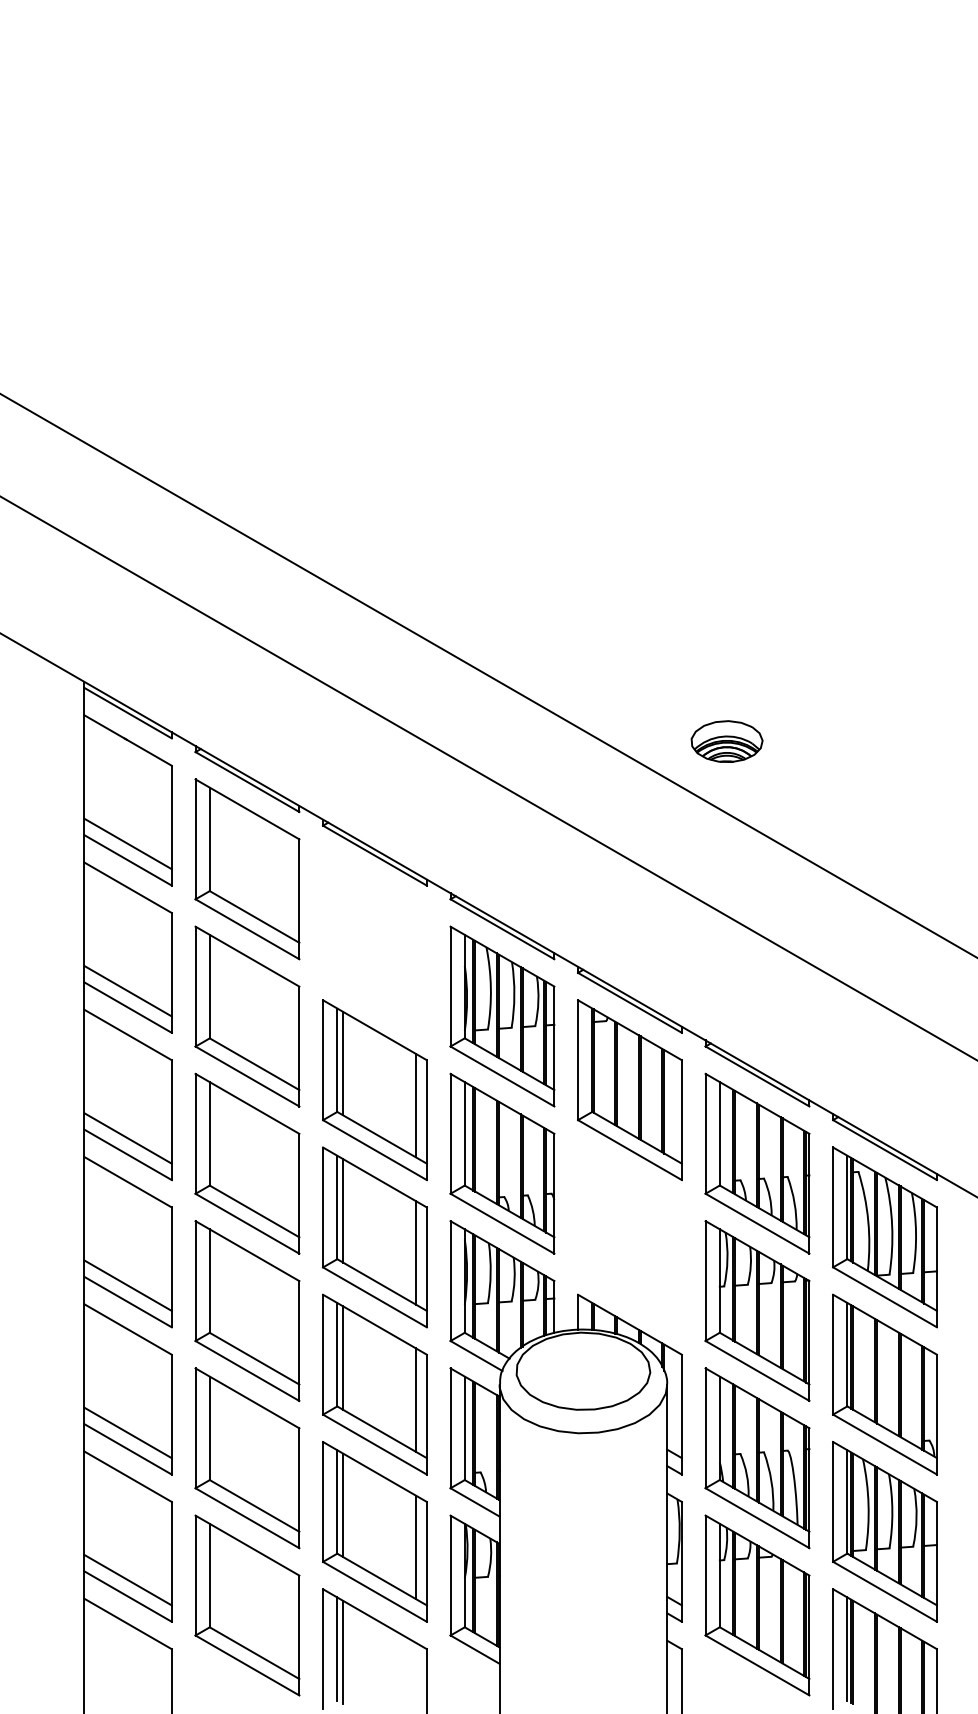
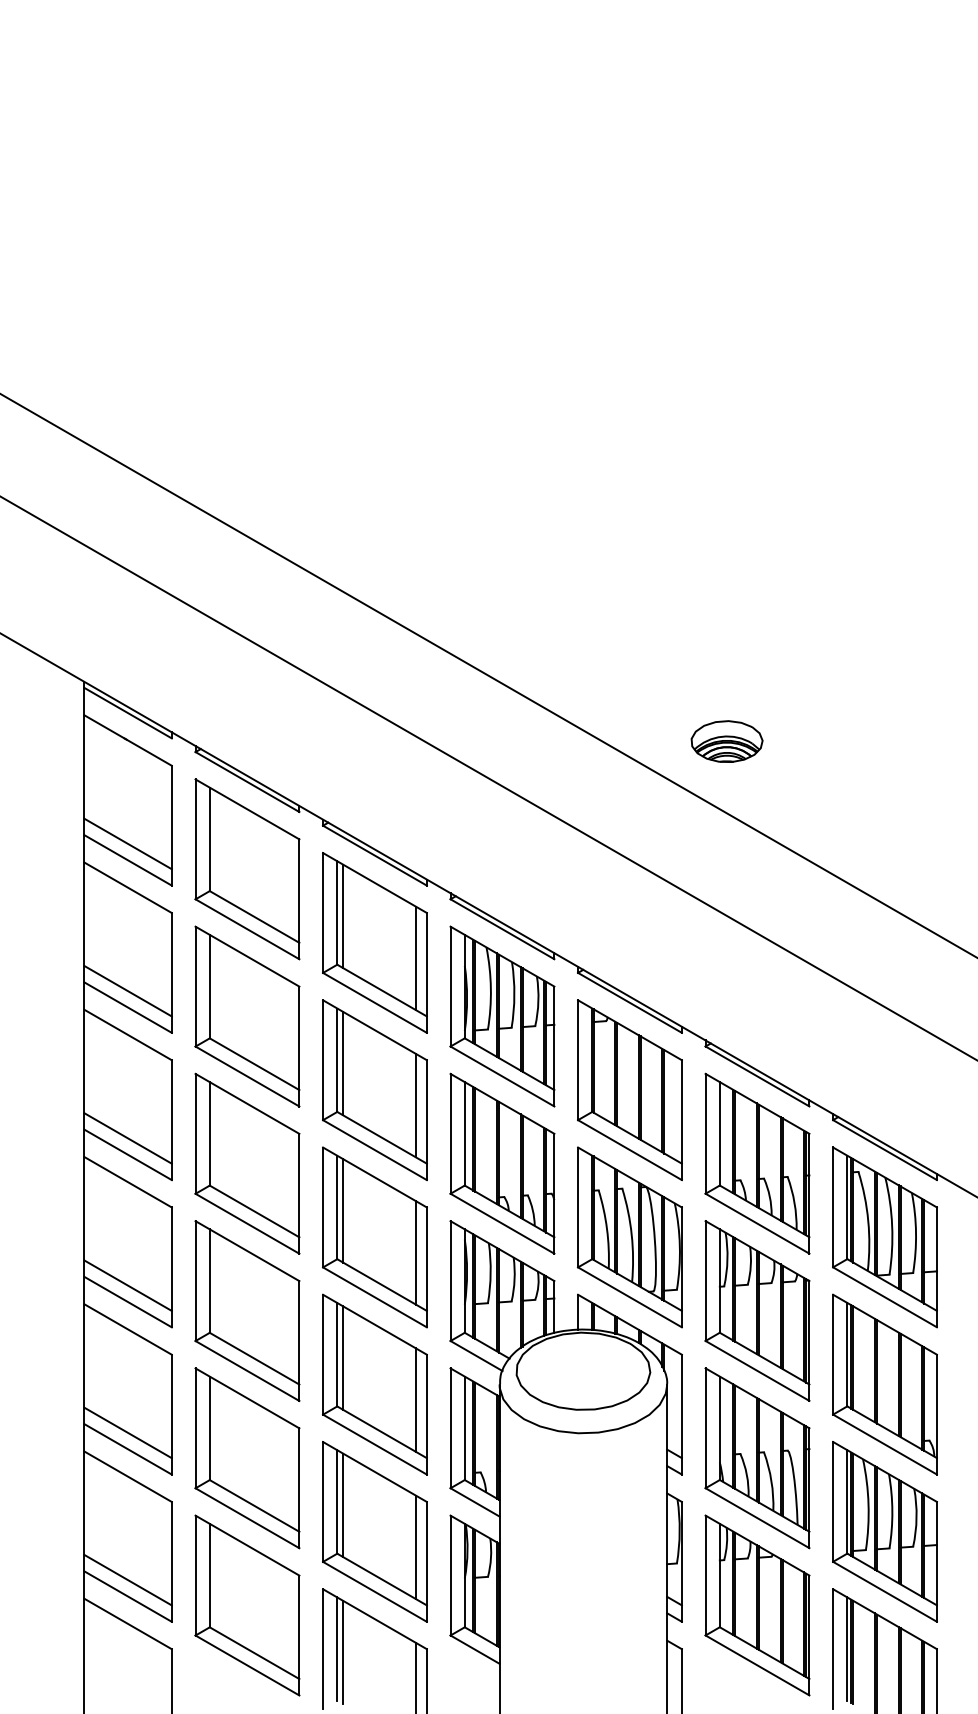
part: none -> present (374, 942)
part: none -> present (629, 1237)
line: none -> present (415, 1676)
